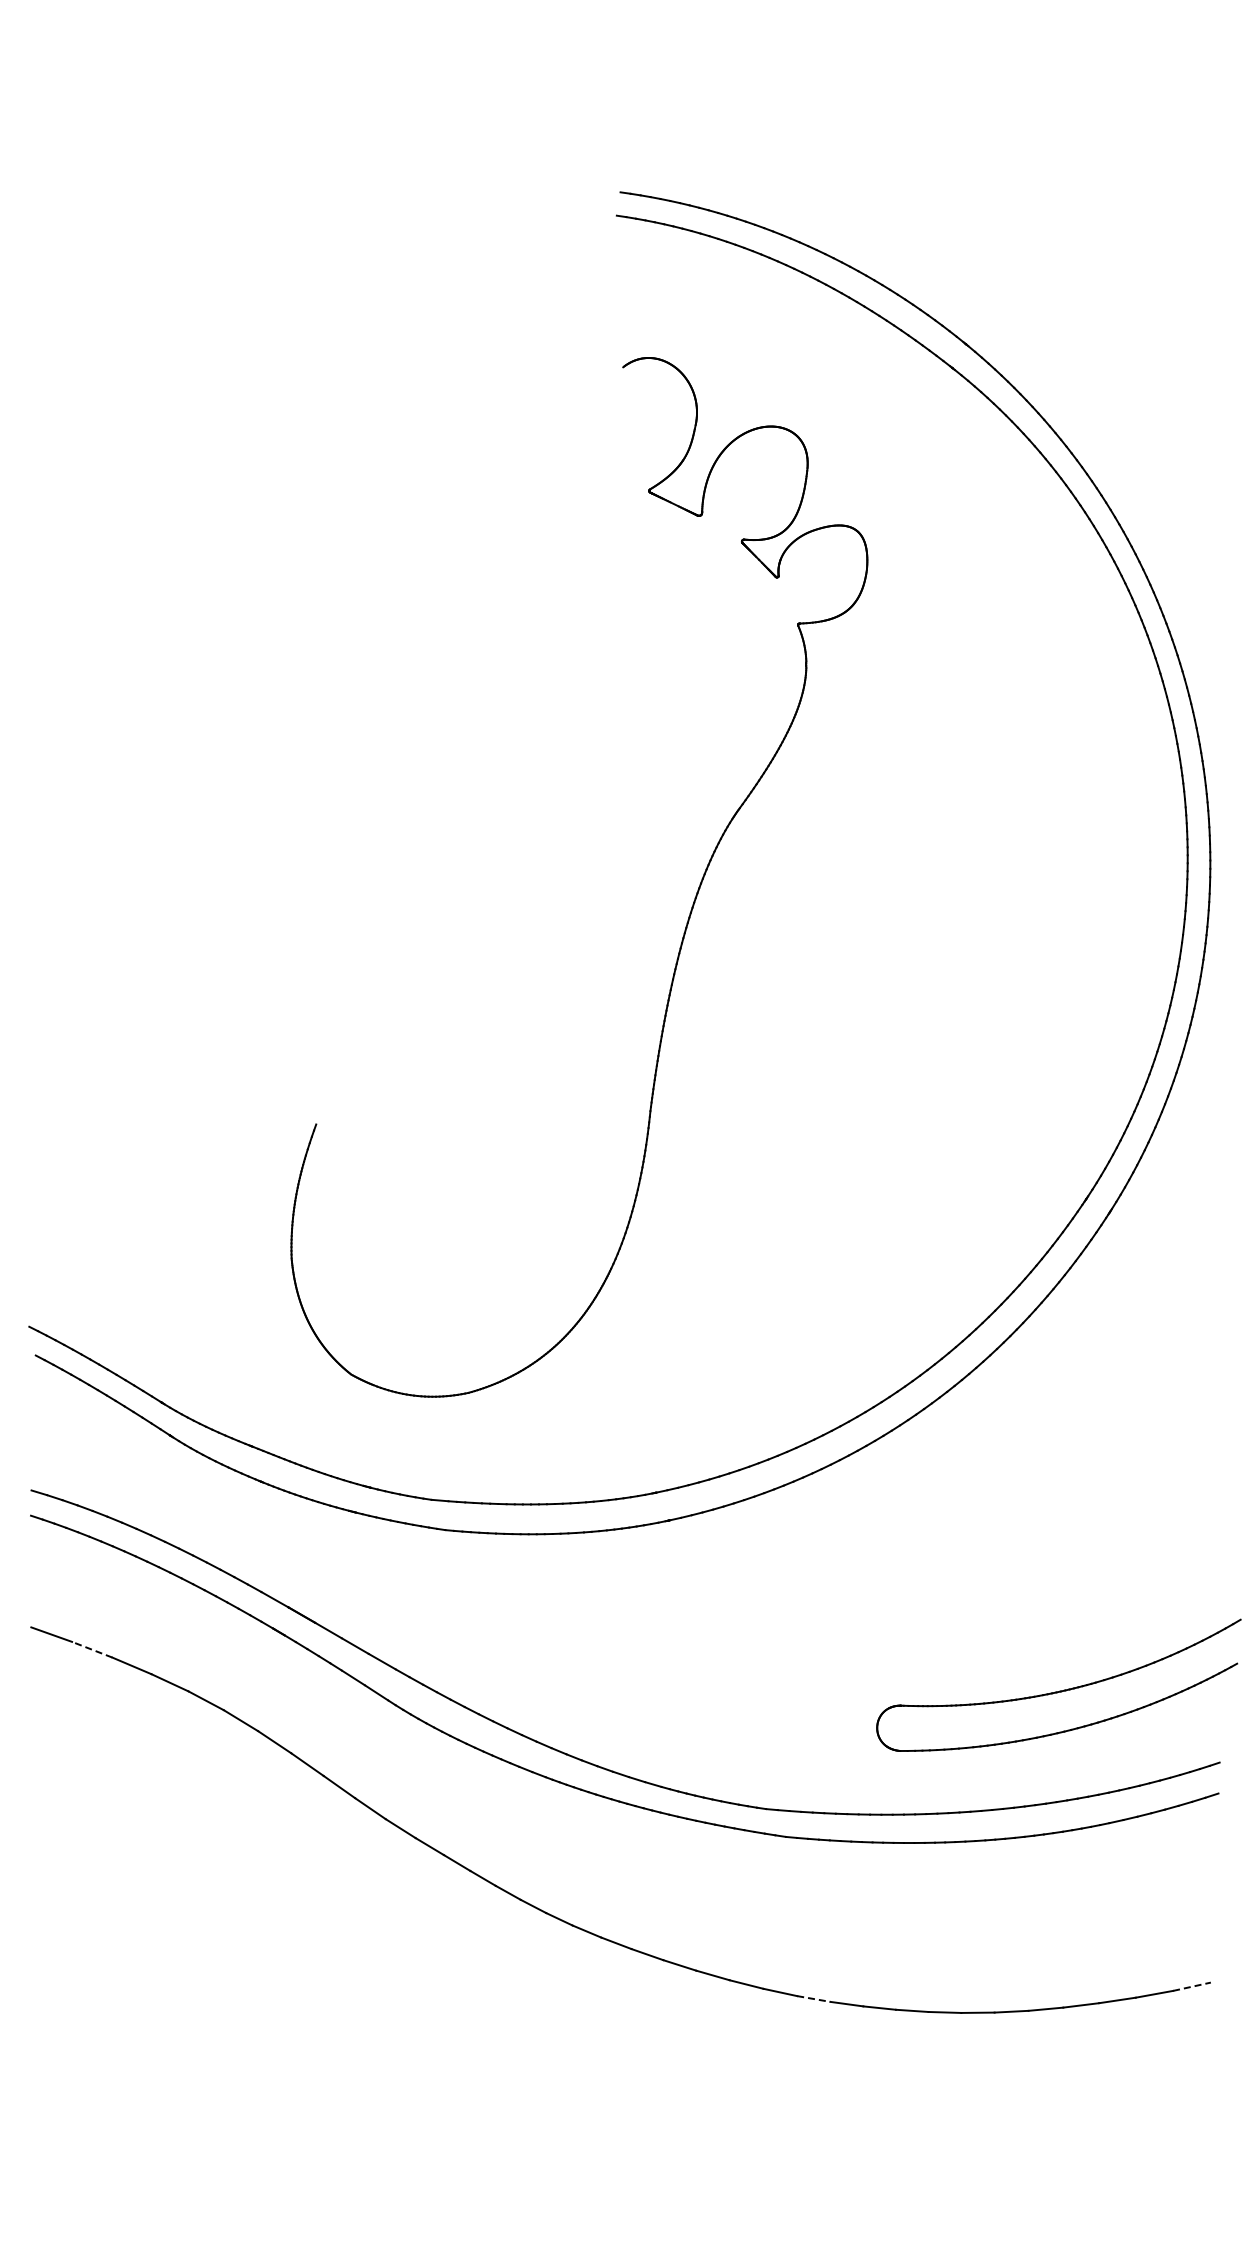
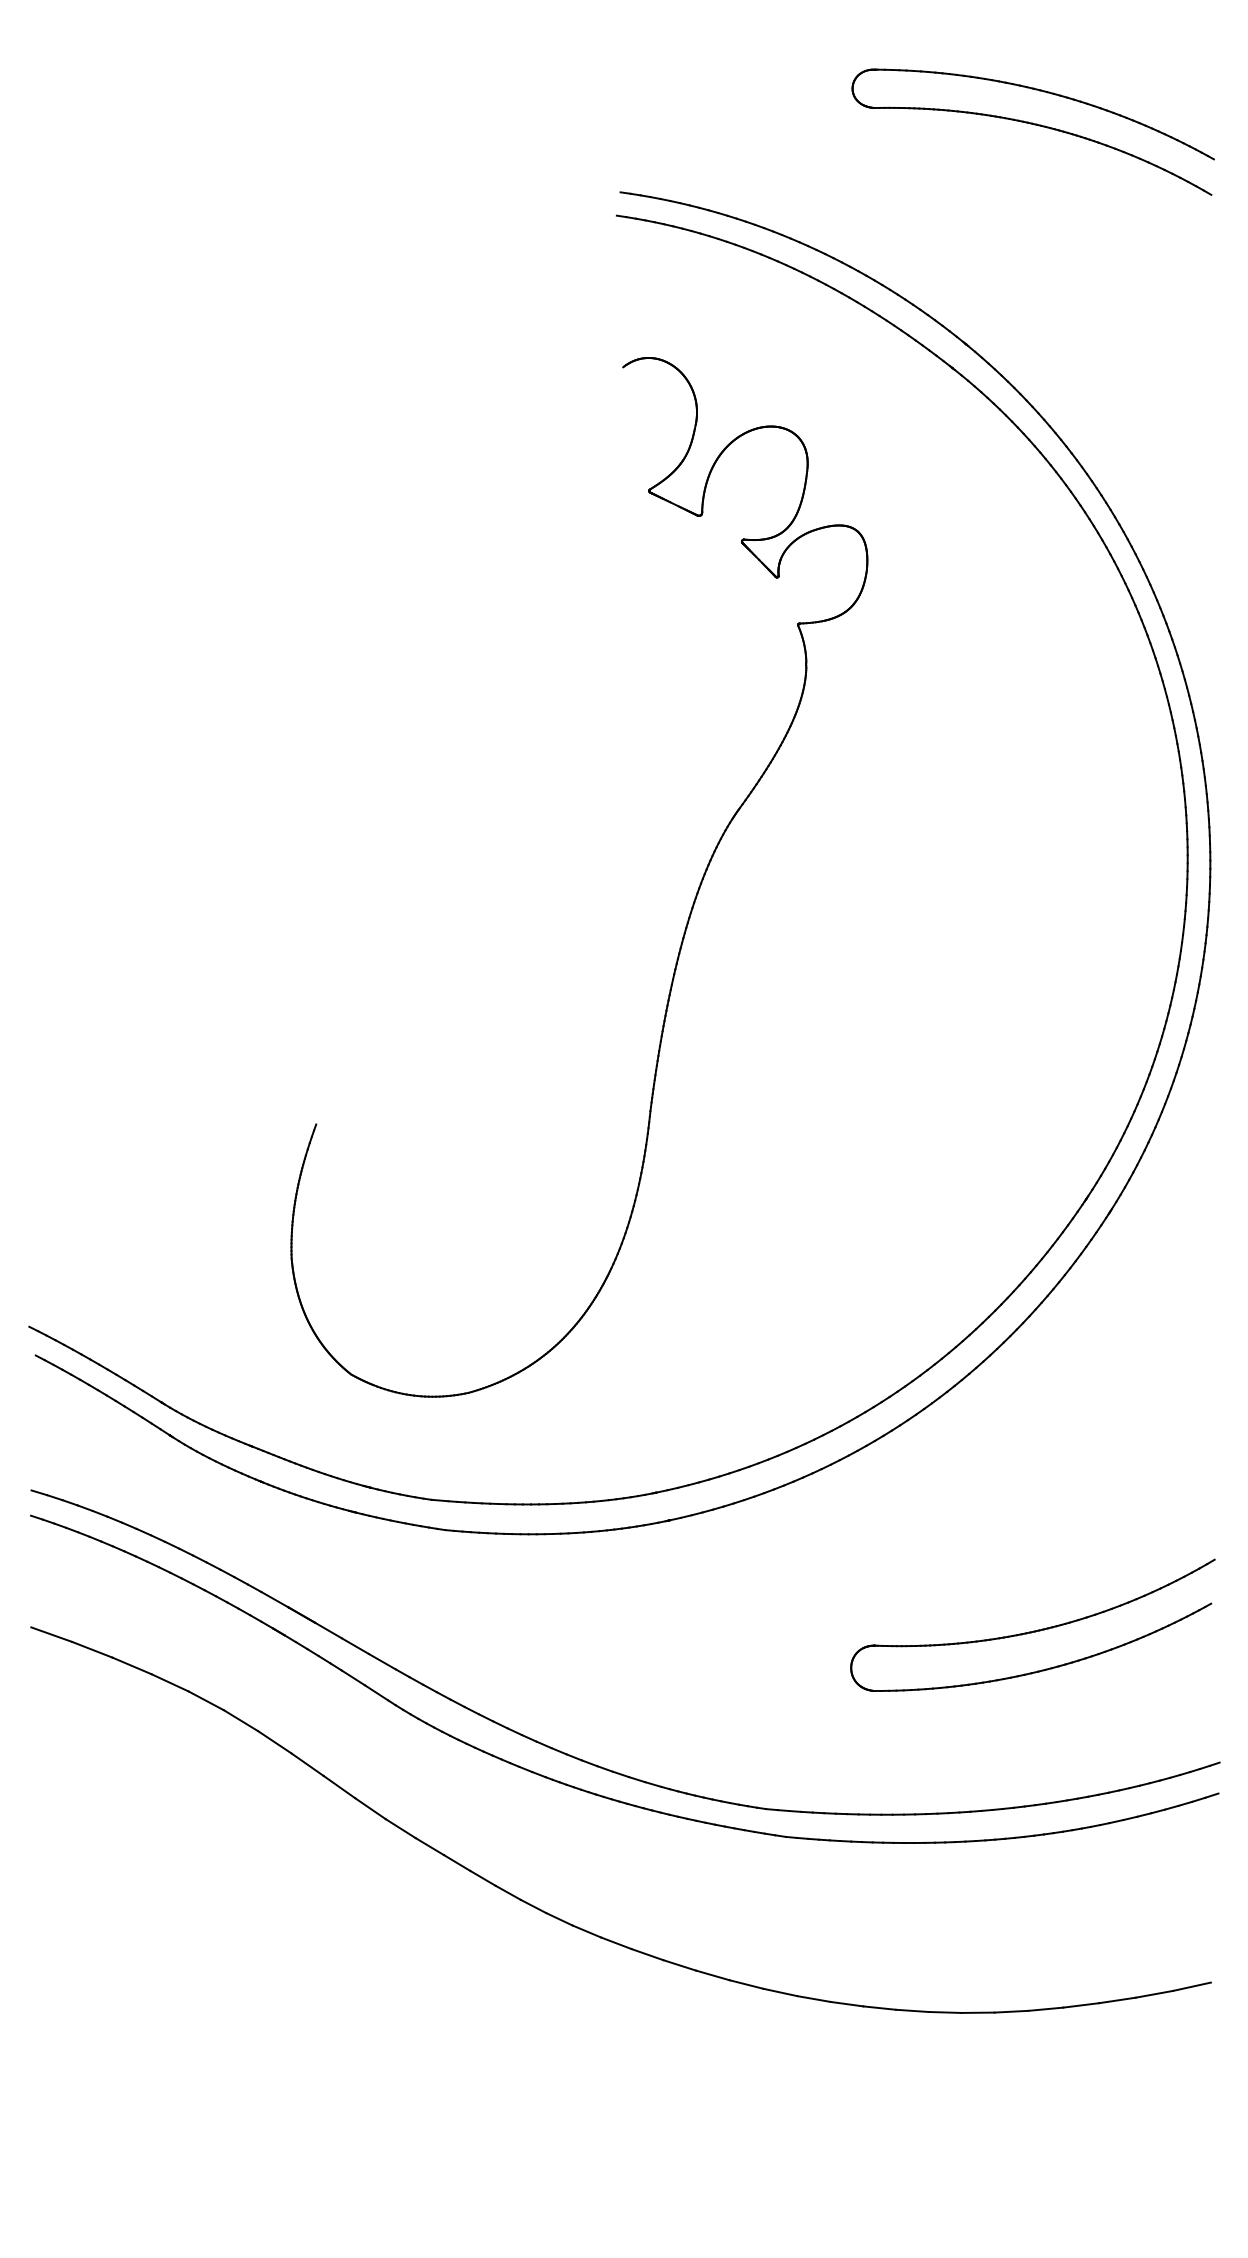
part: none -> present (1034, 125)
line: dashed -> solid (92, 1649)
part position: (1059, 1690) -> (1033, 1630) (1033, 1630)
line: dashed -> solid (1192, 1986)
line: dashed -> solid (813, 1999)
